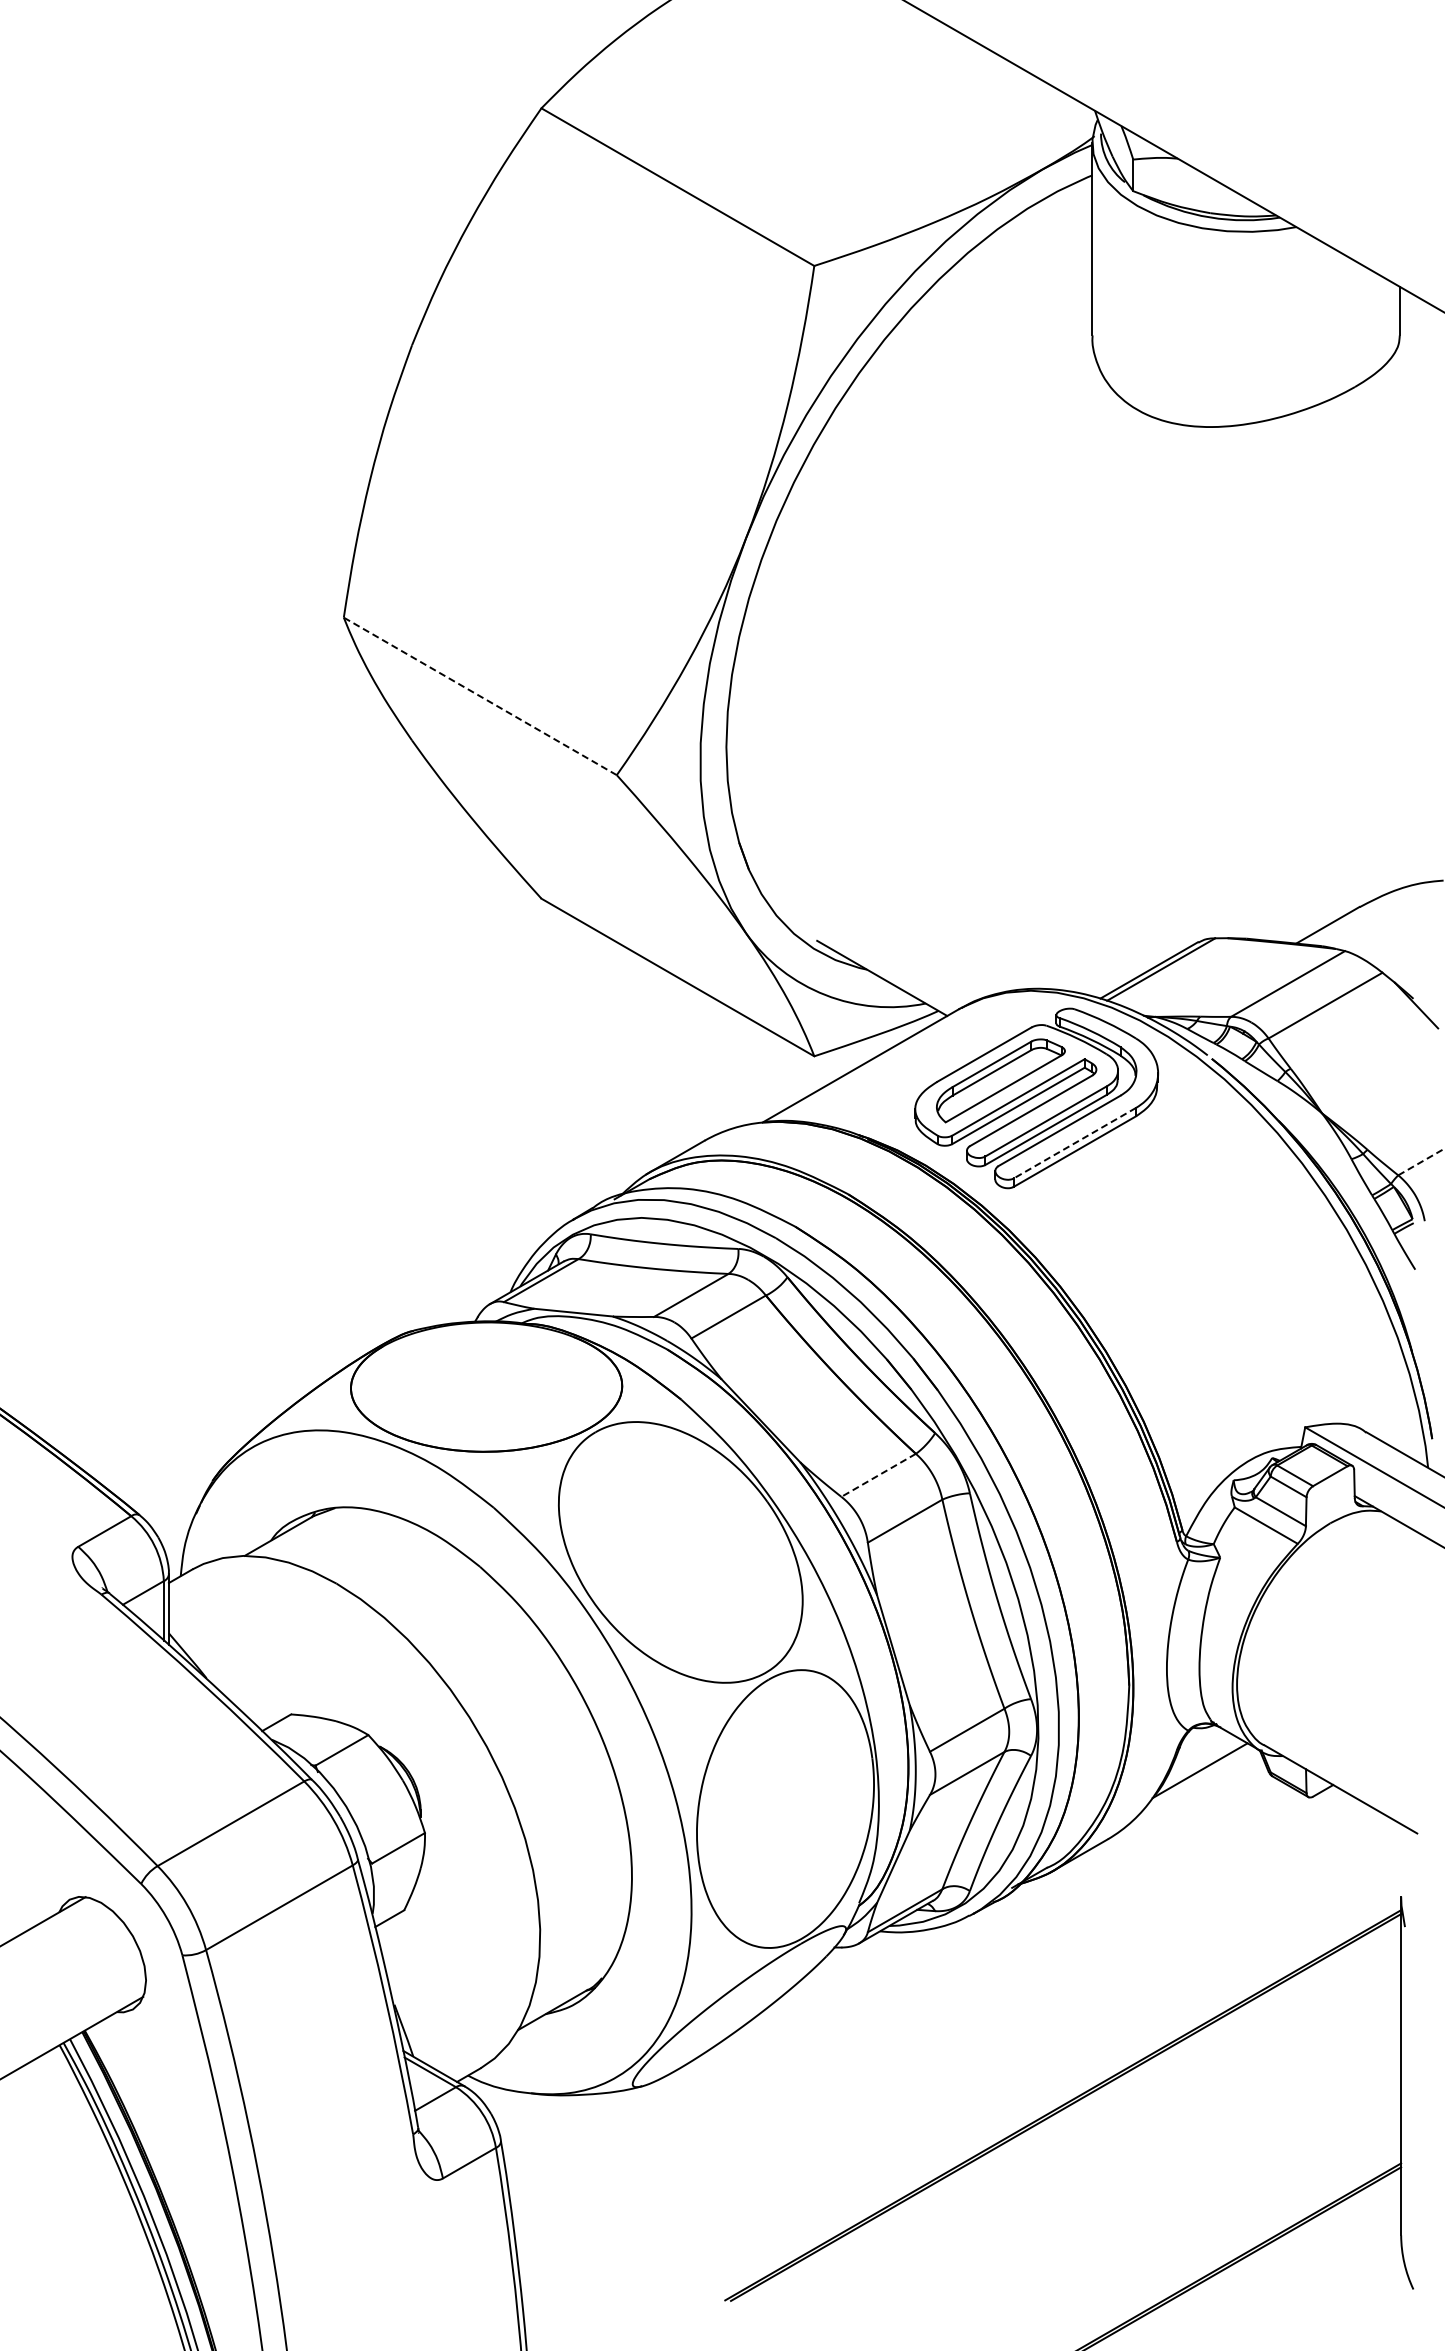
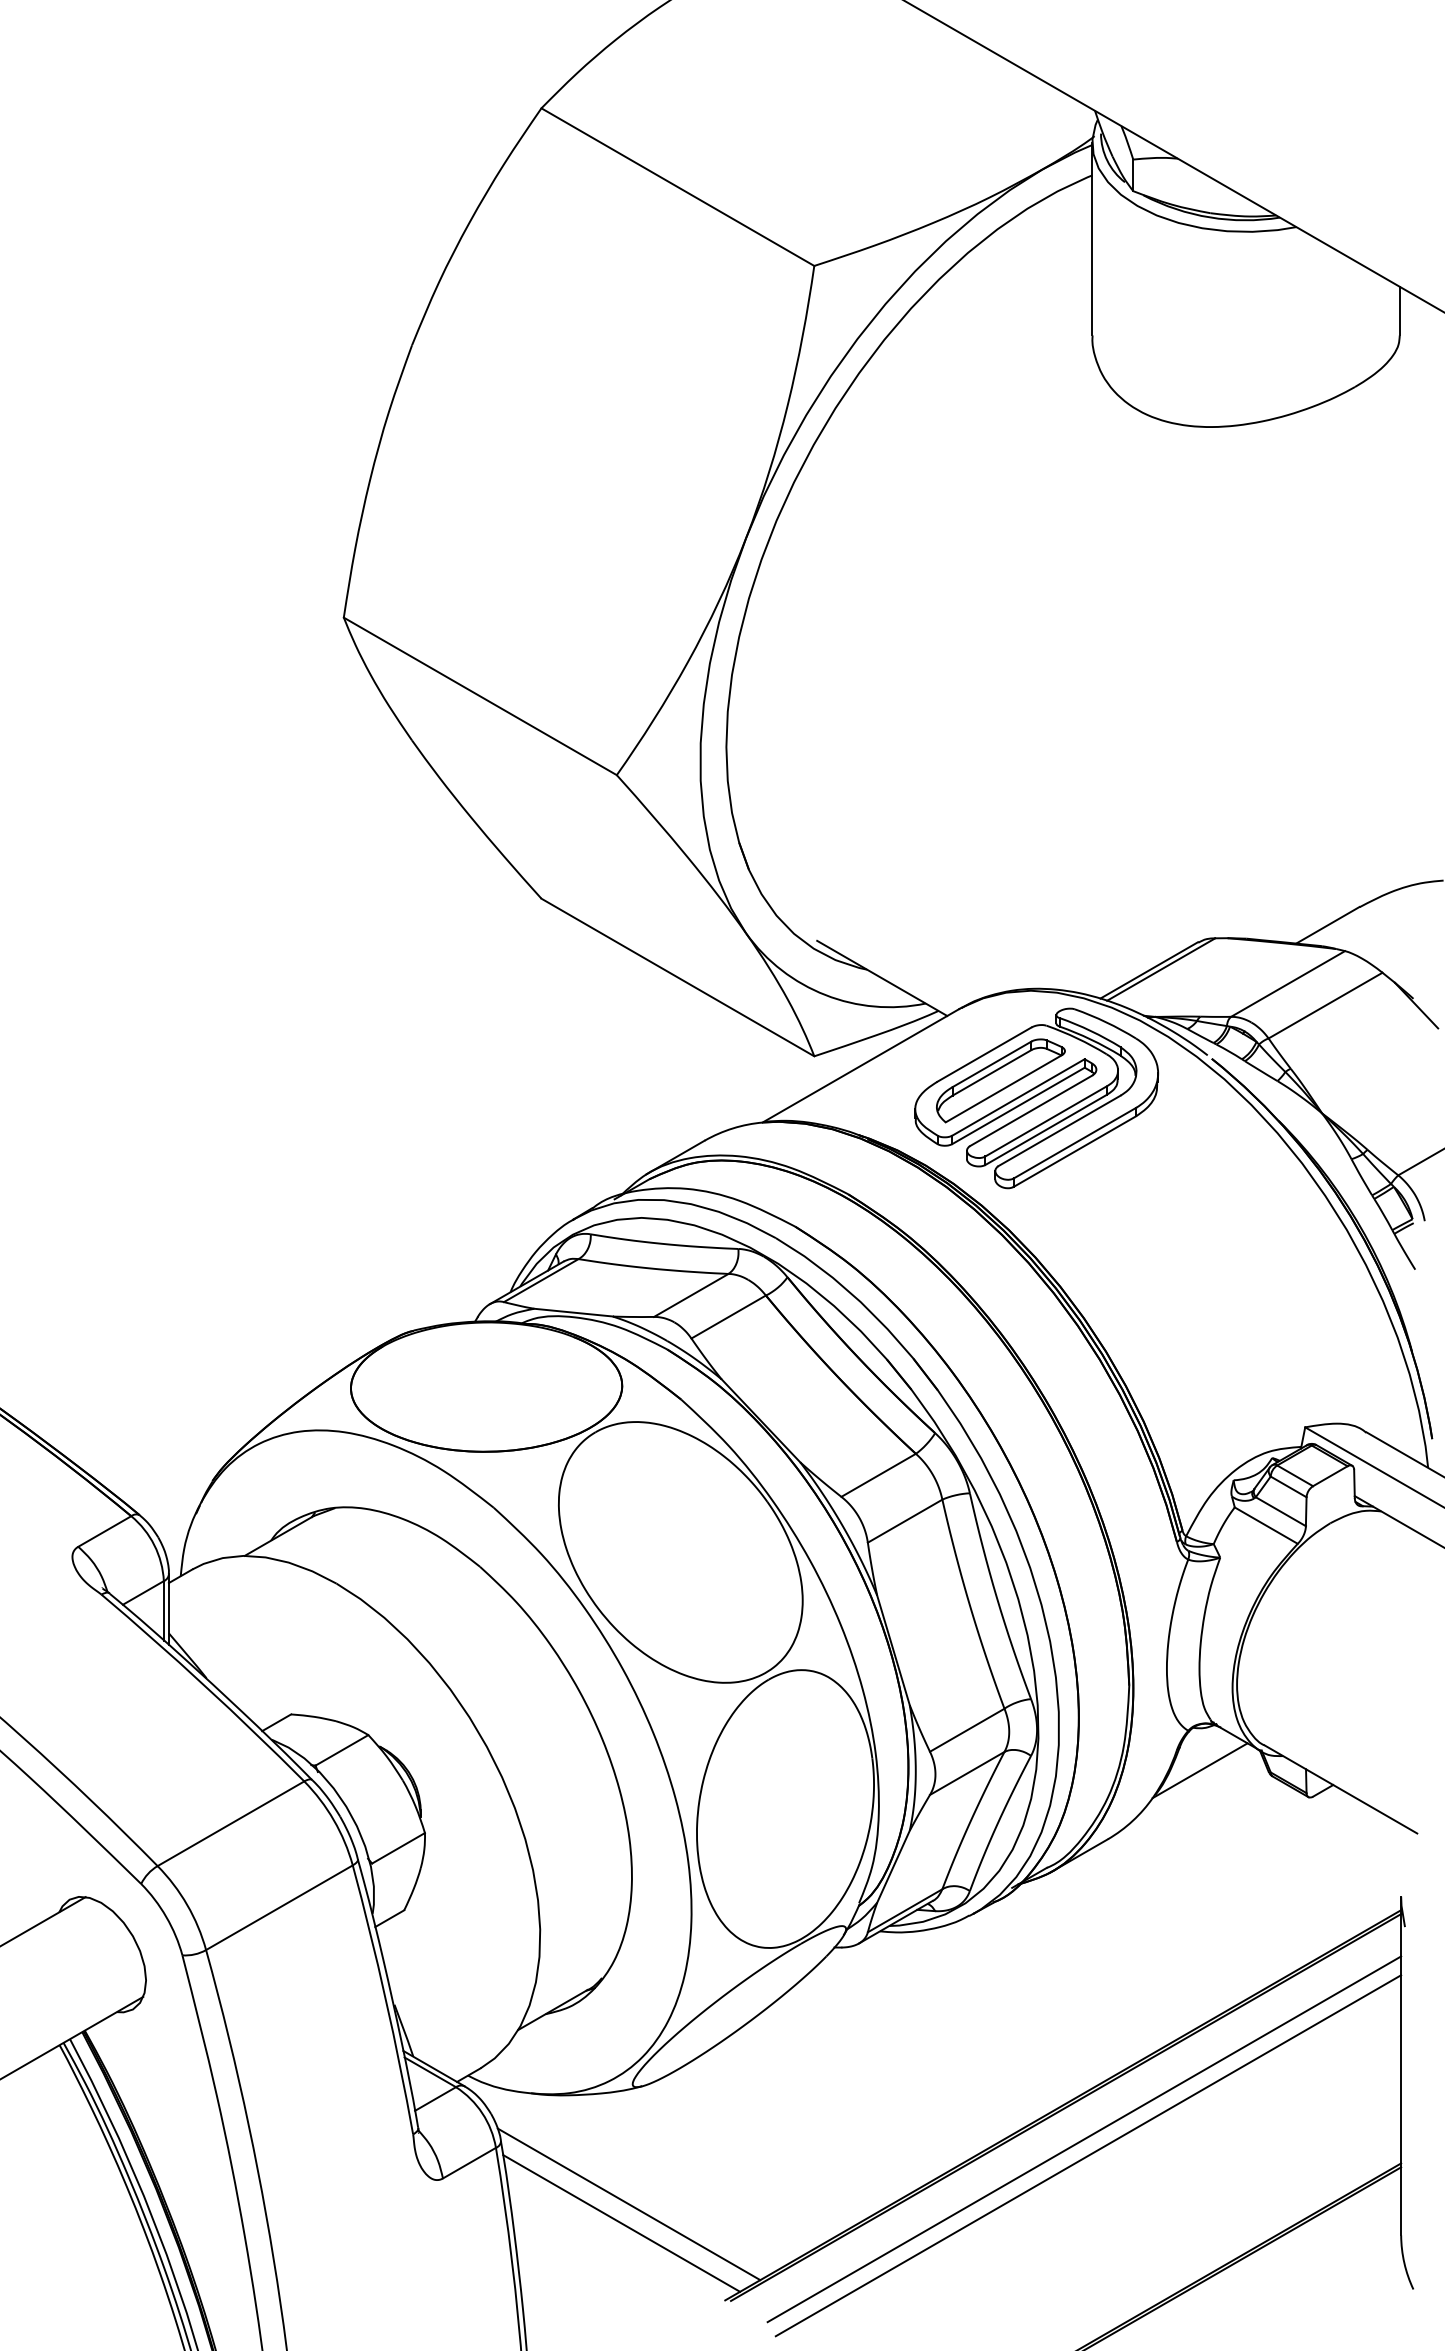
line: dashed -> solid (480, 696)
line: dashed -> solid (1074, 1143)
line: dashed -> solid (1421, 1161)
line: dashed -> solid (878, 1475)
line: none -> present (1084, 2139)
line: none -> present (1088, 2155)
line: none -> present (628, 2204)
line: none -> present (621, 2223)
